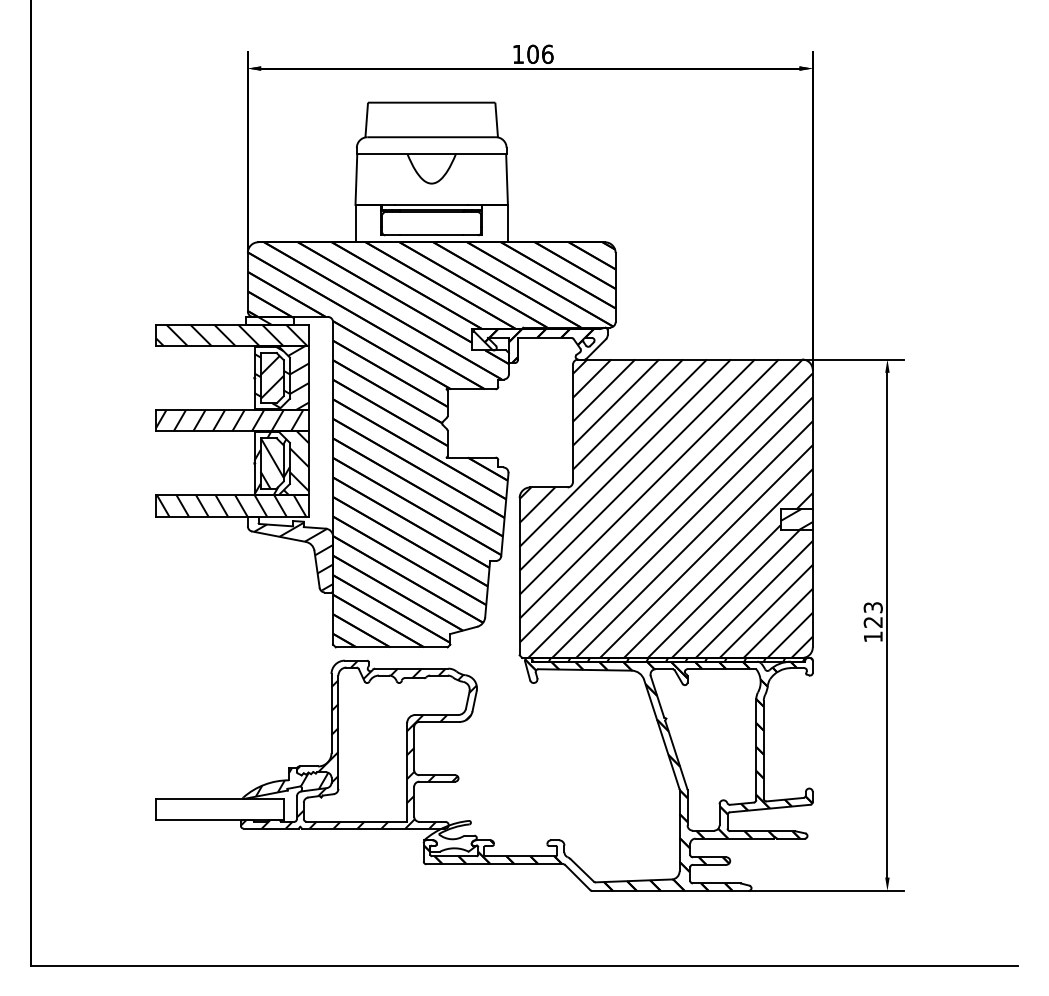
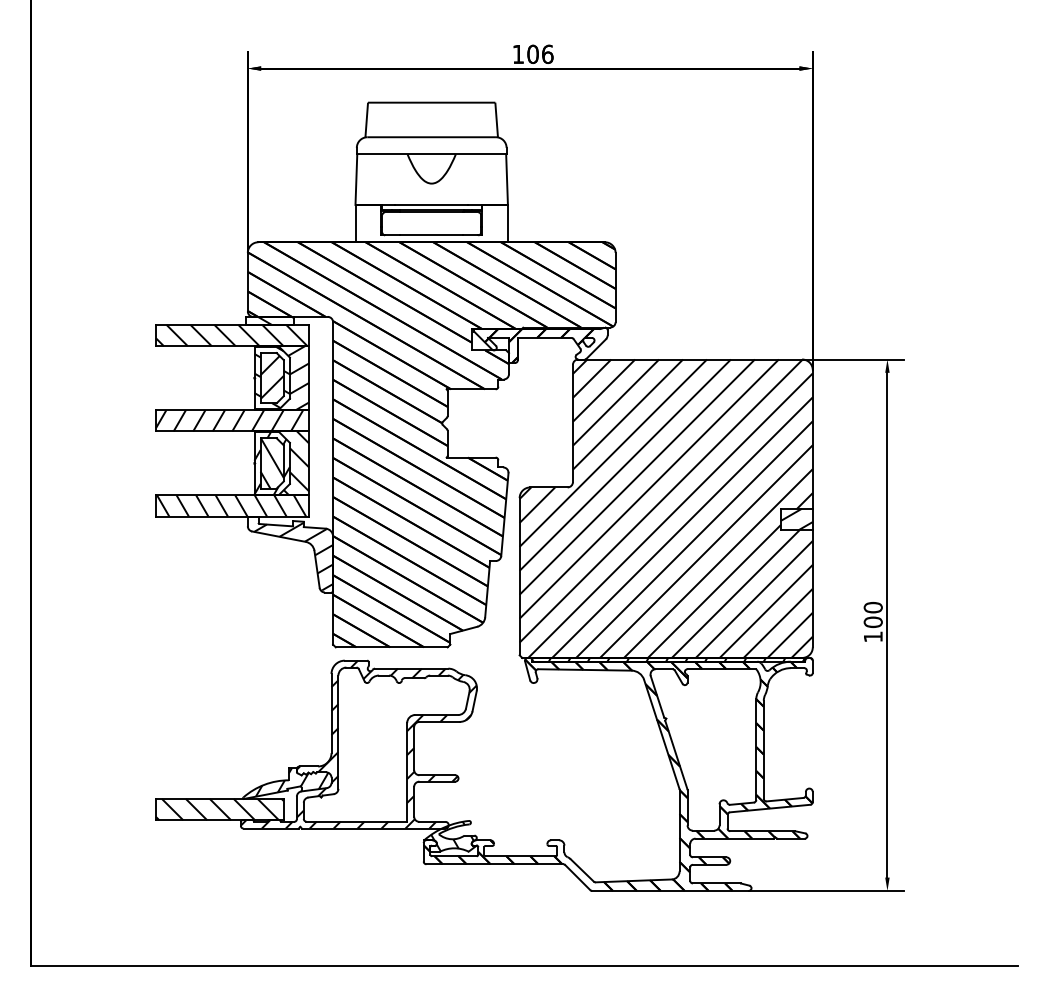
text: 123 -> 100 (872, 614)
hatch: none -> present (219, 809)
hatch: none -> present (453, 836)
